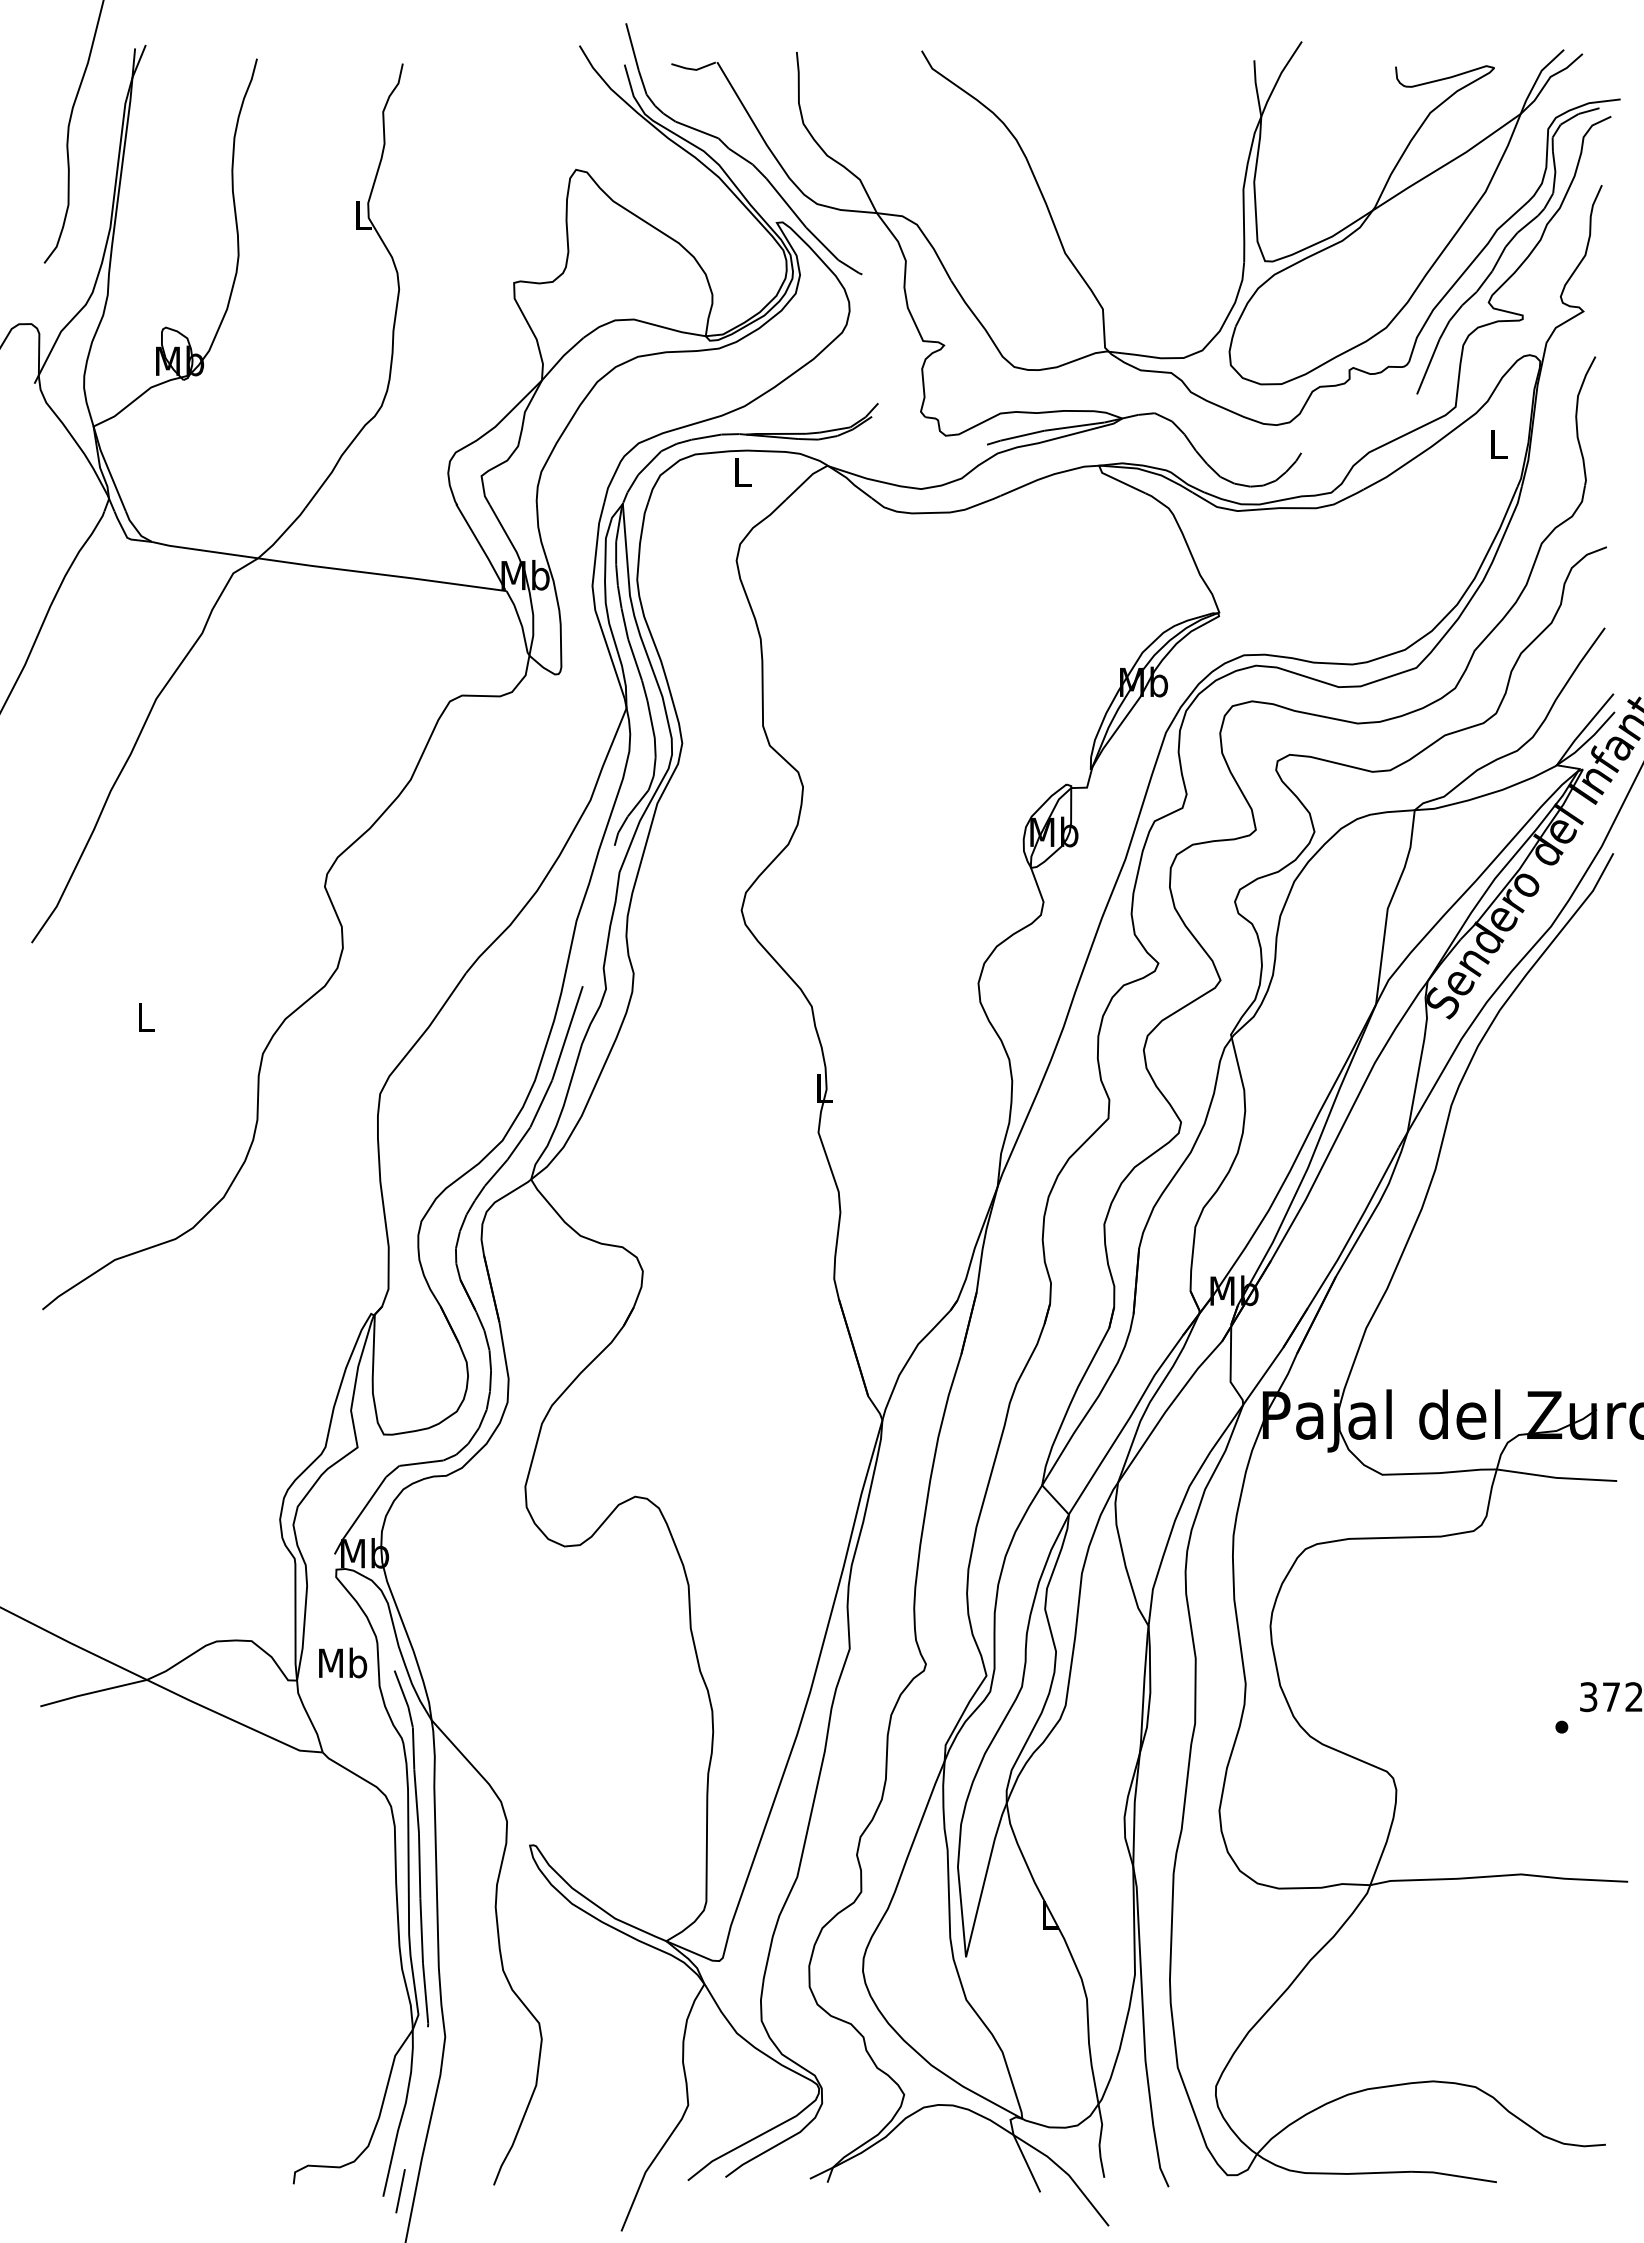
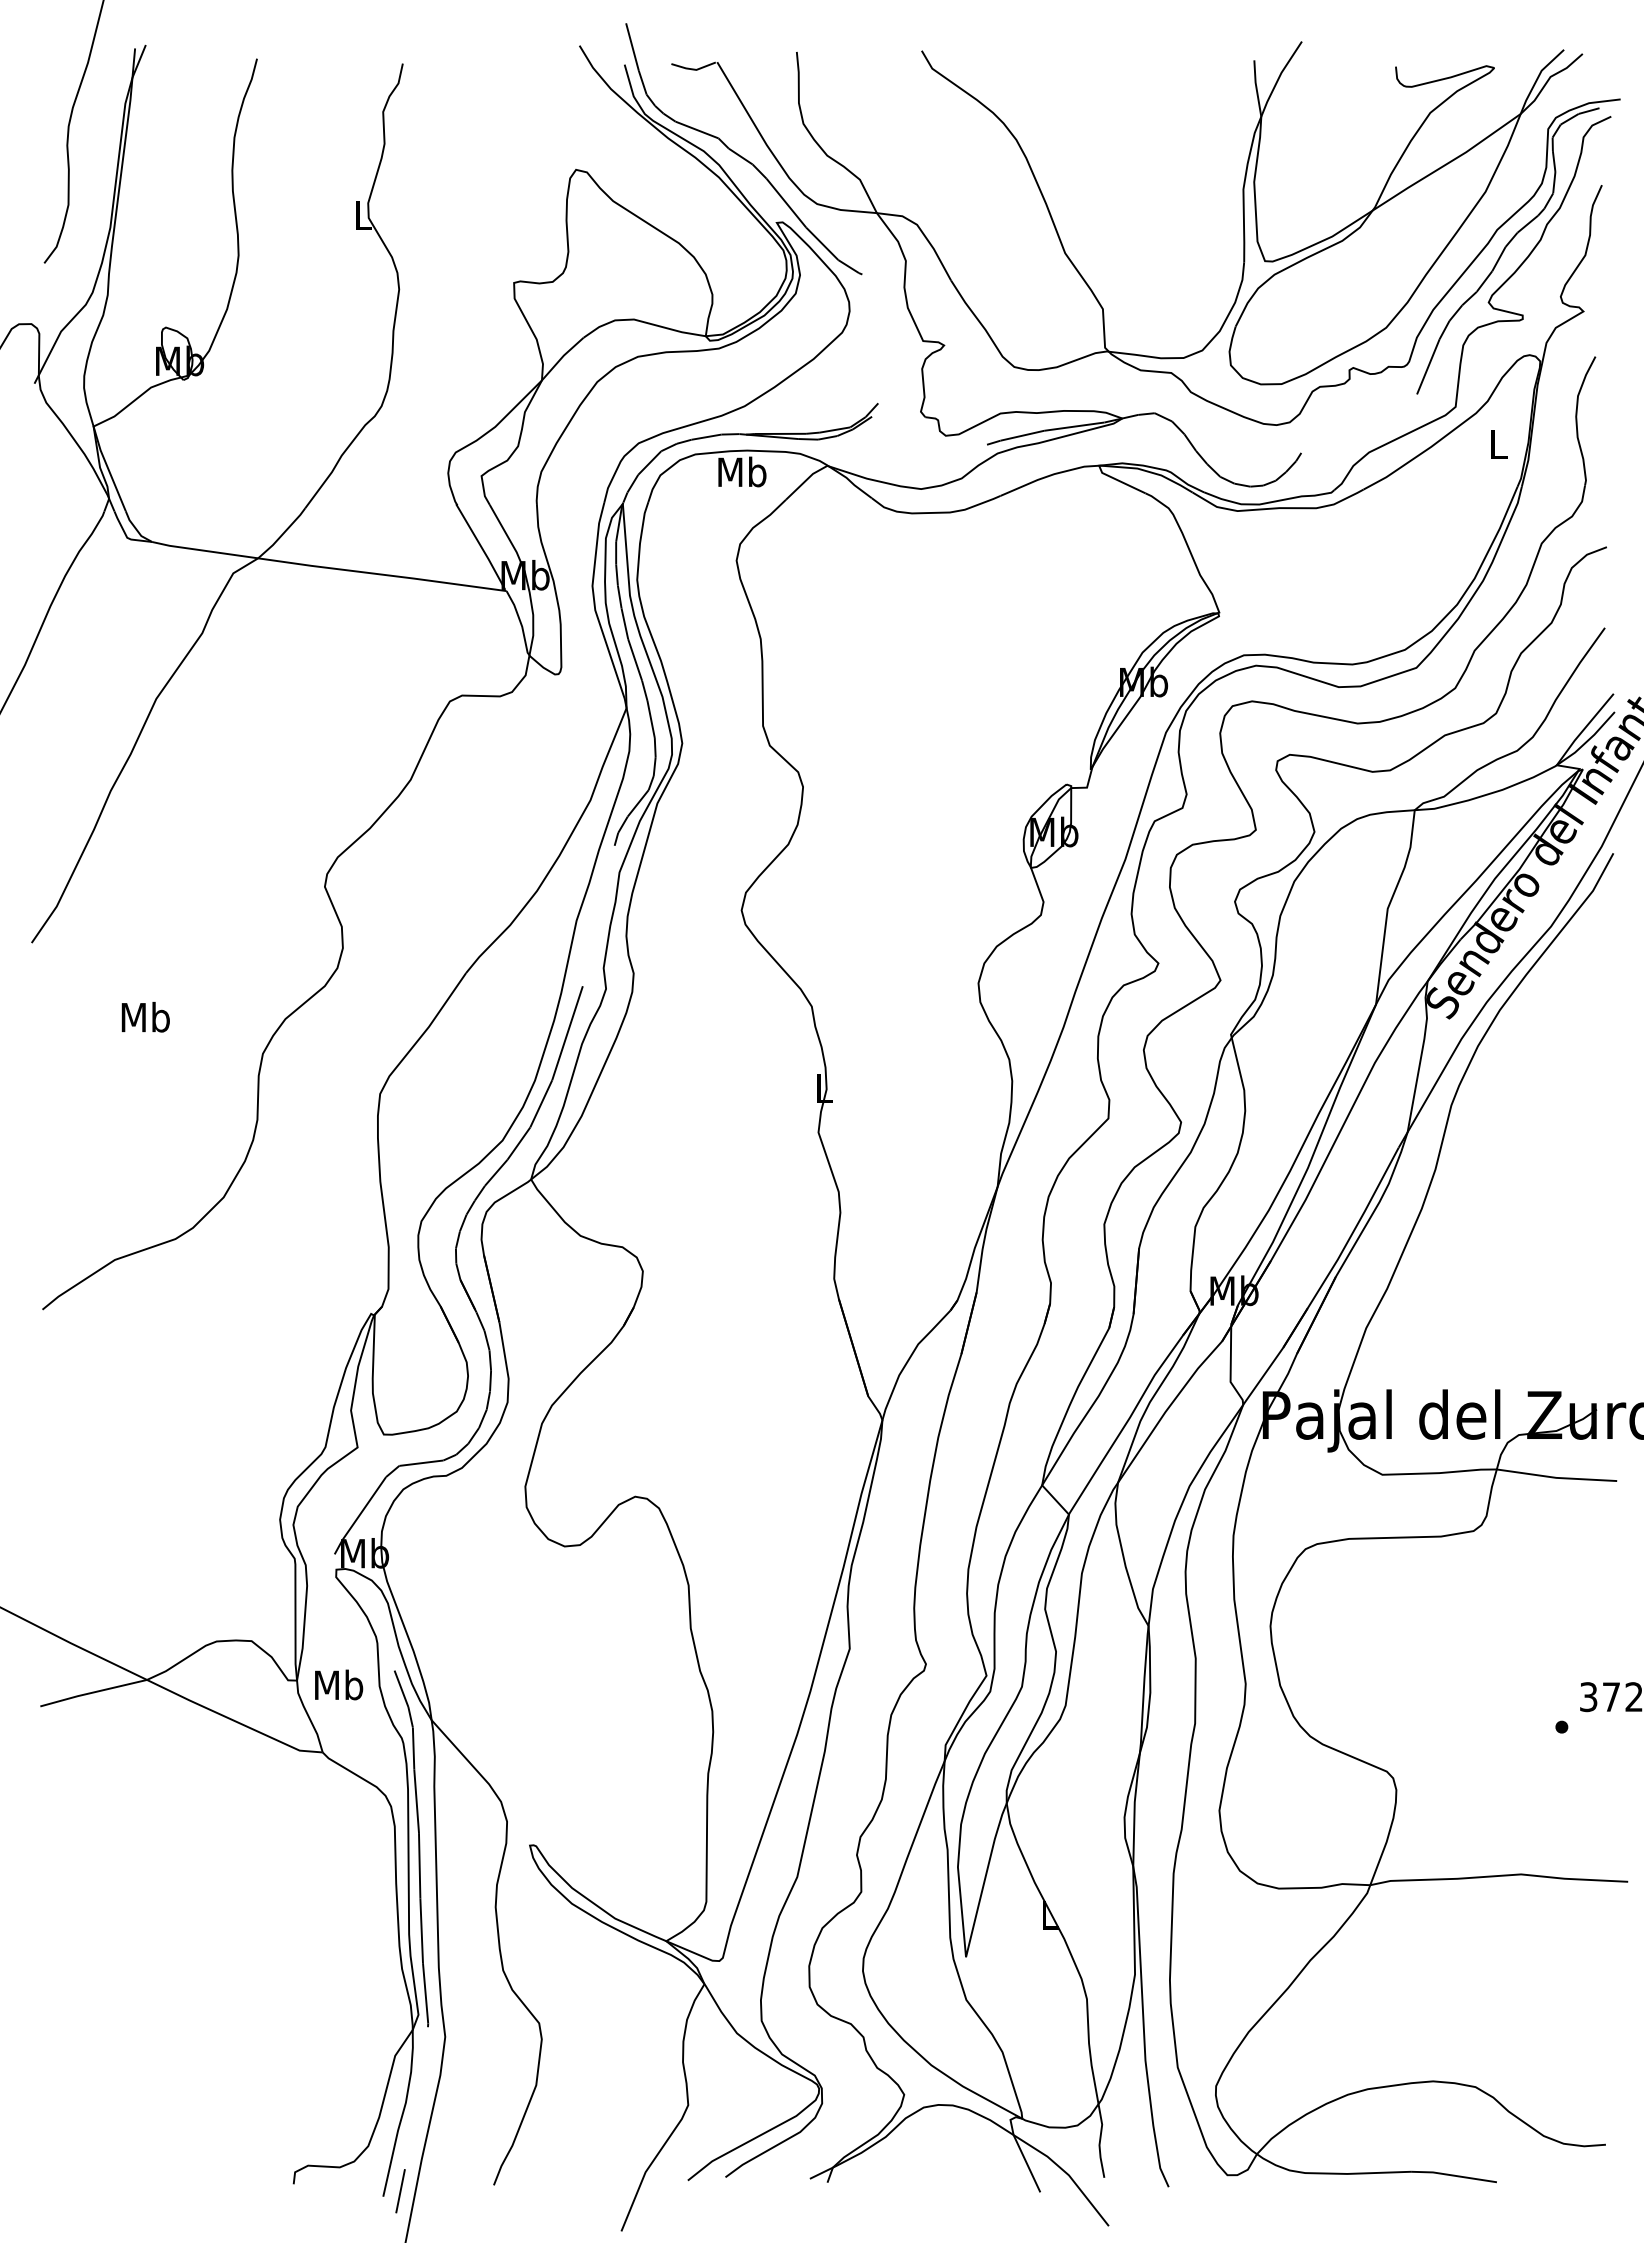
text: L -> Mb (742, 471)
text: L -> Mb (145, 1016)
text position: (343, 1662) -> (339, 1684) (339, 1684)
